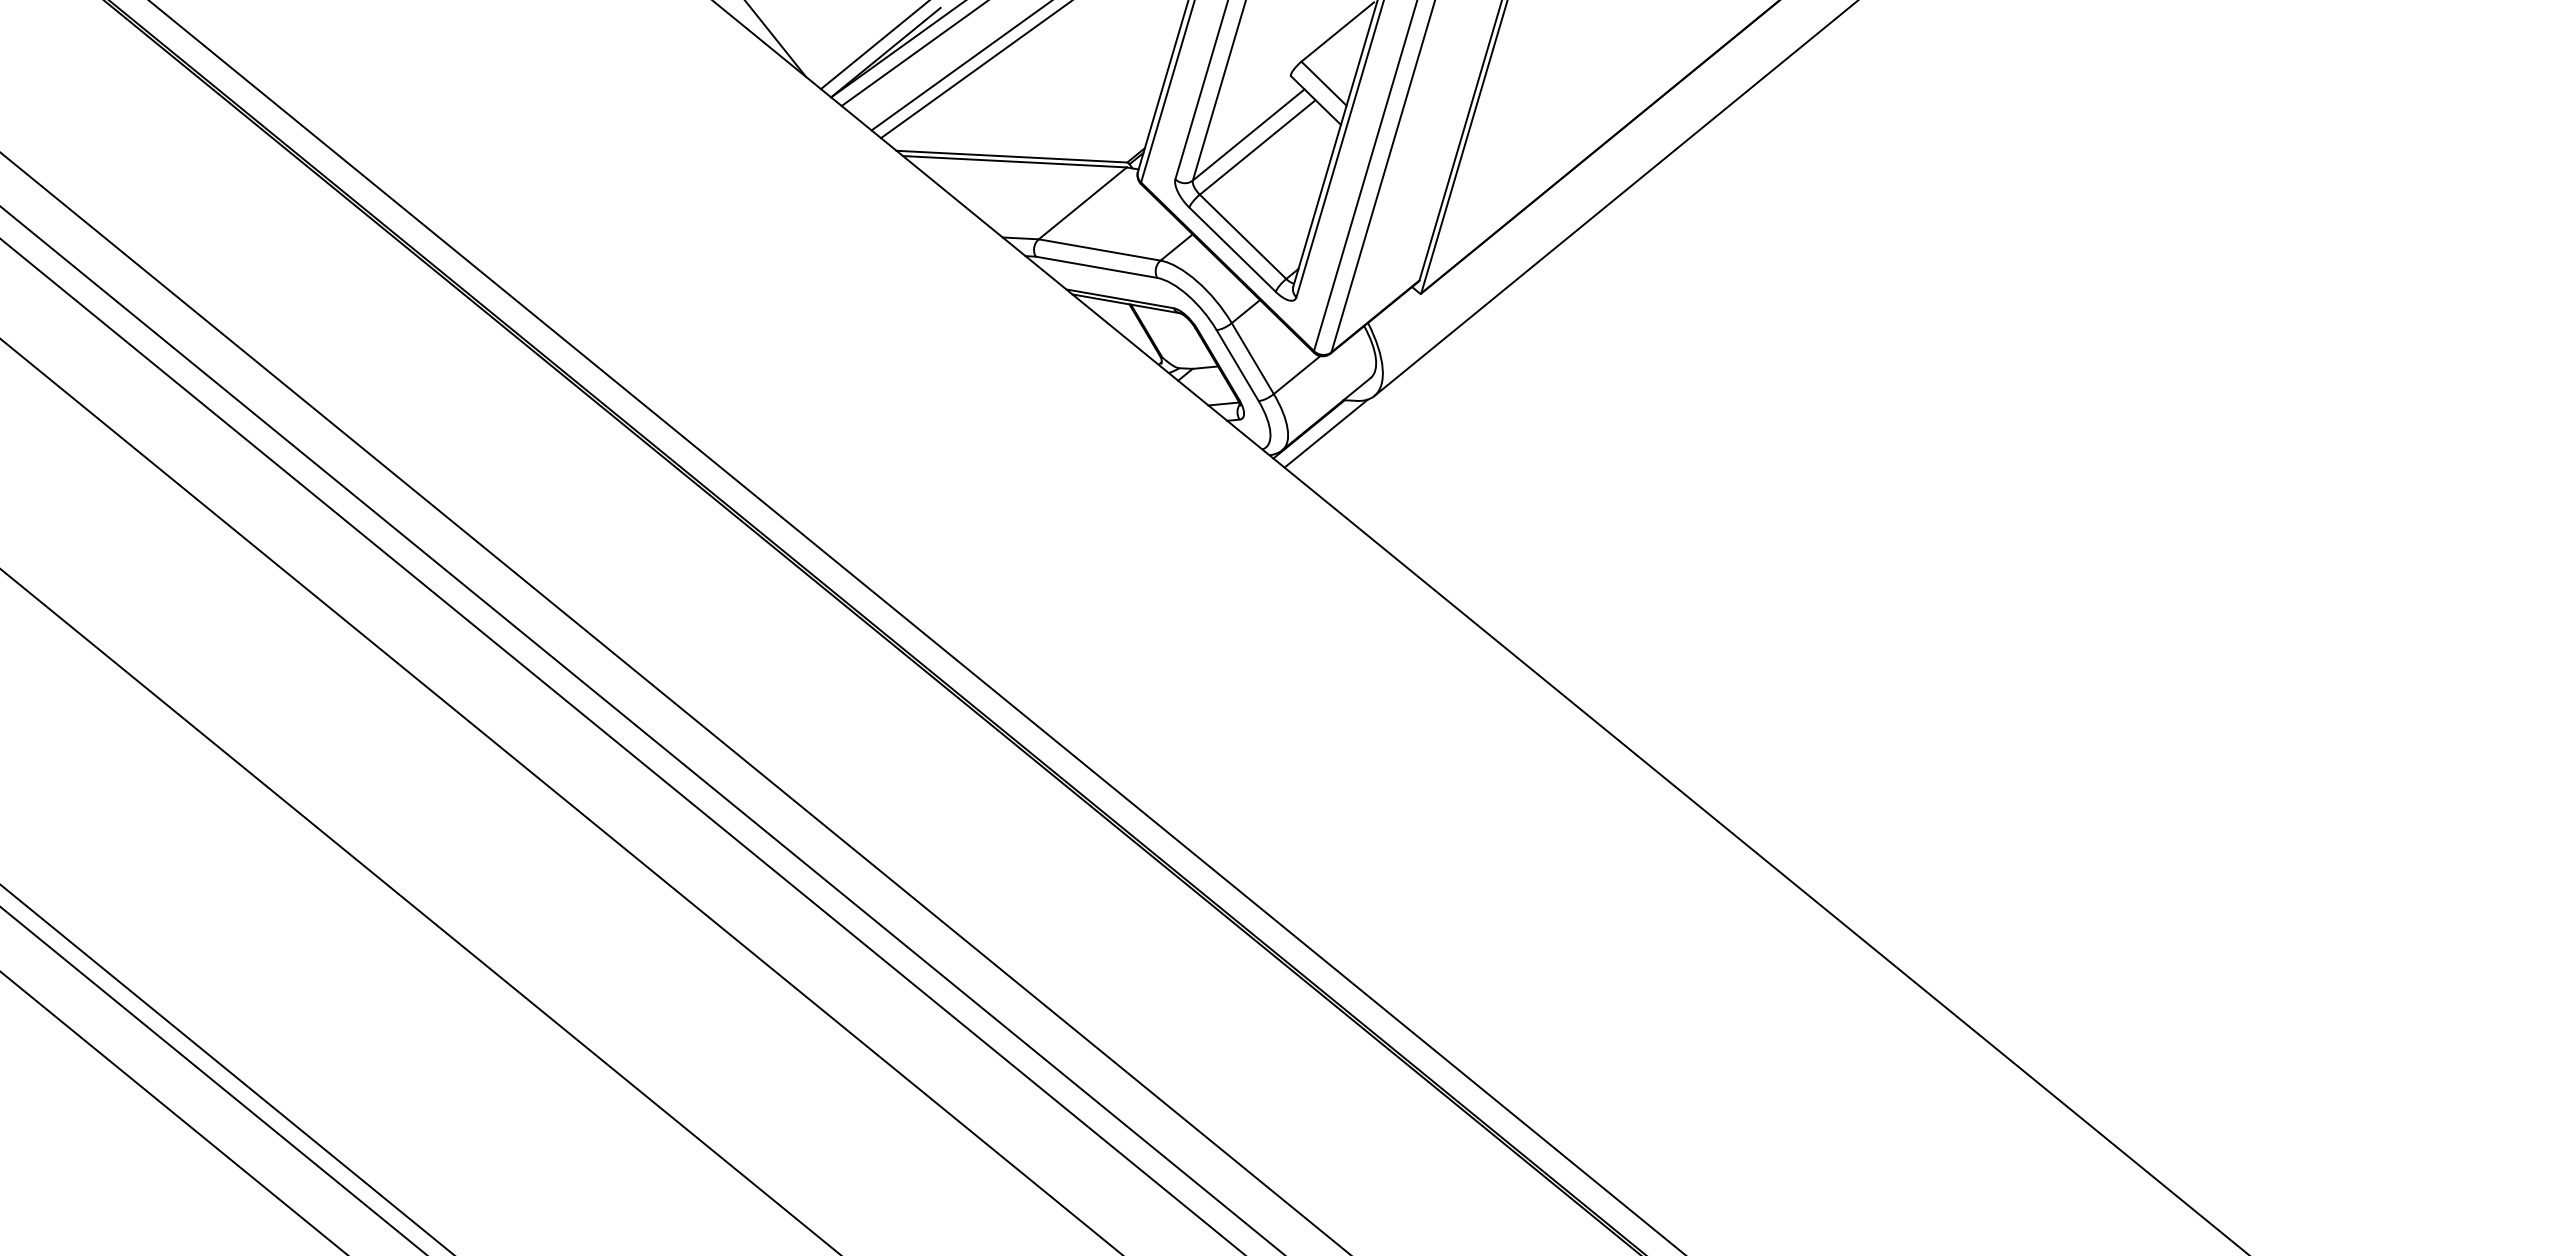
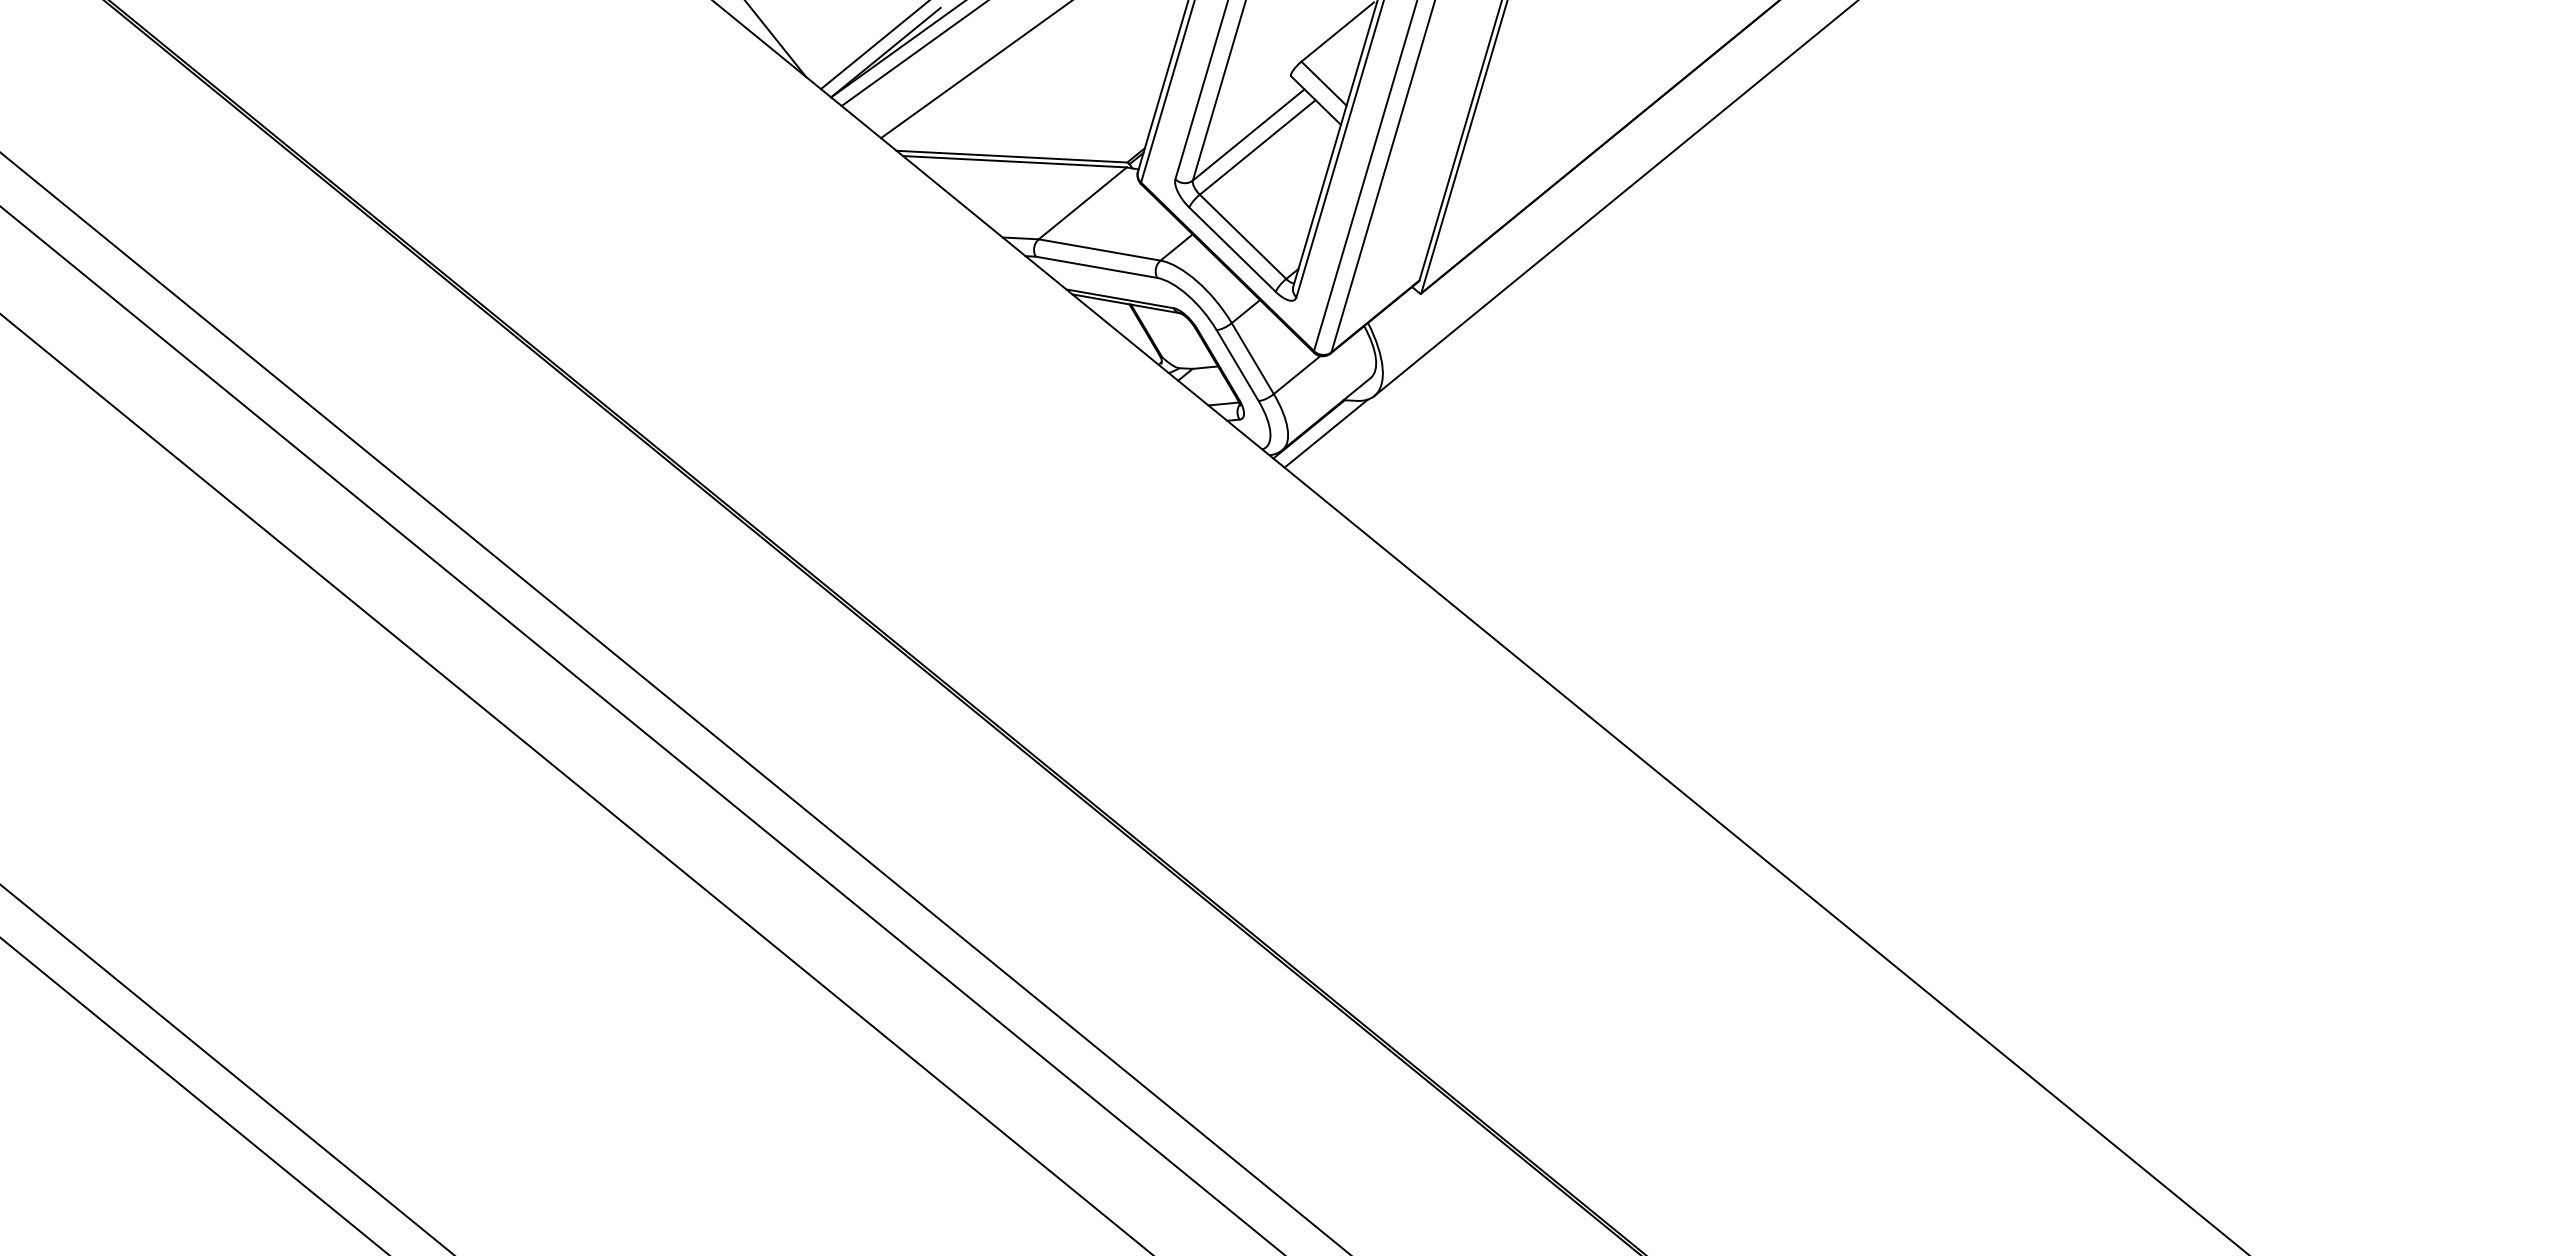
line: present -> none (960, 66)
line: present -> none (916, 627)
line: present -> none (622, 746)
line position: (560, 796) -> (575, 783) (575, 783)
line: present -> none (420, 911)
line: present -> none (212, 1080)
line position: (173, 1112) -> (194, 1095) (194, 1095)
